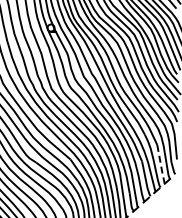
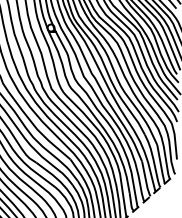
line: dashed -> solid (161, 166)
